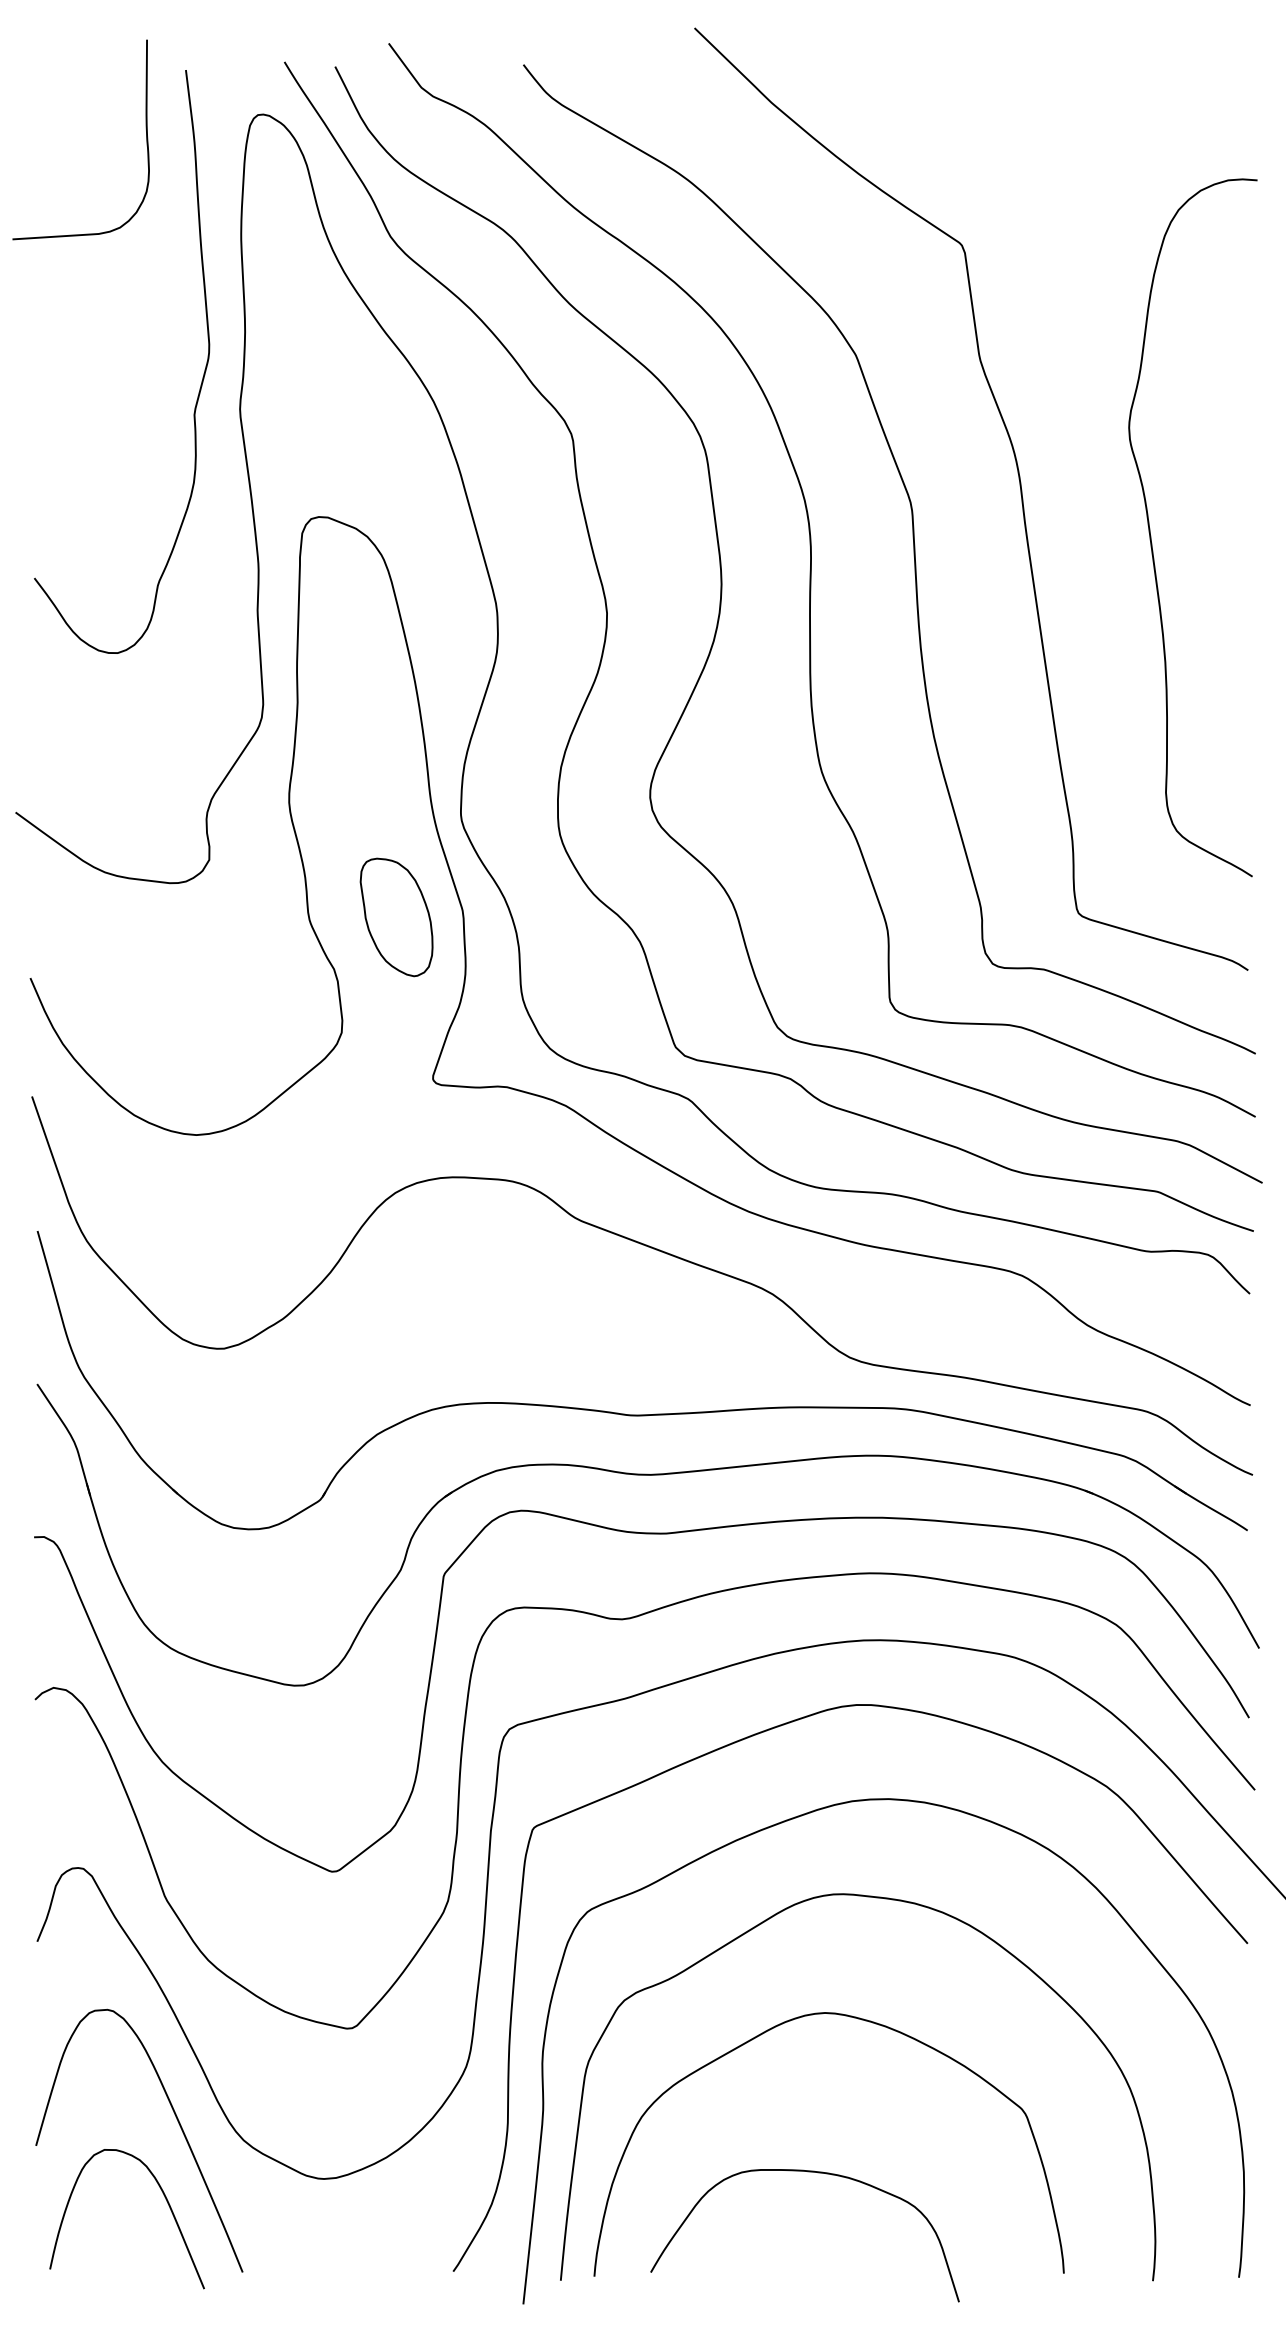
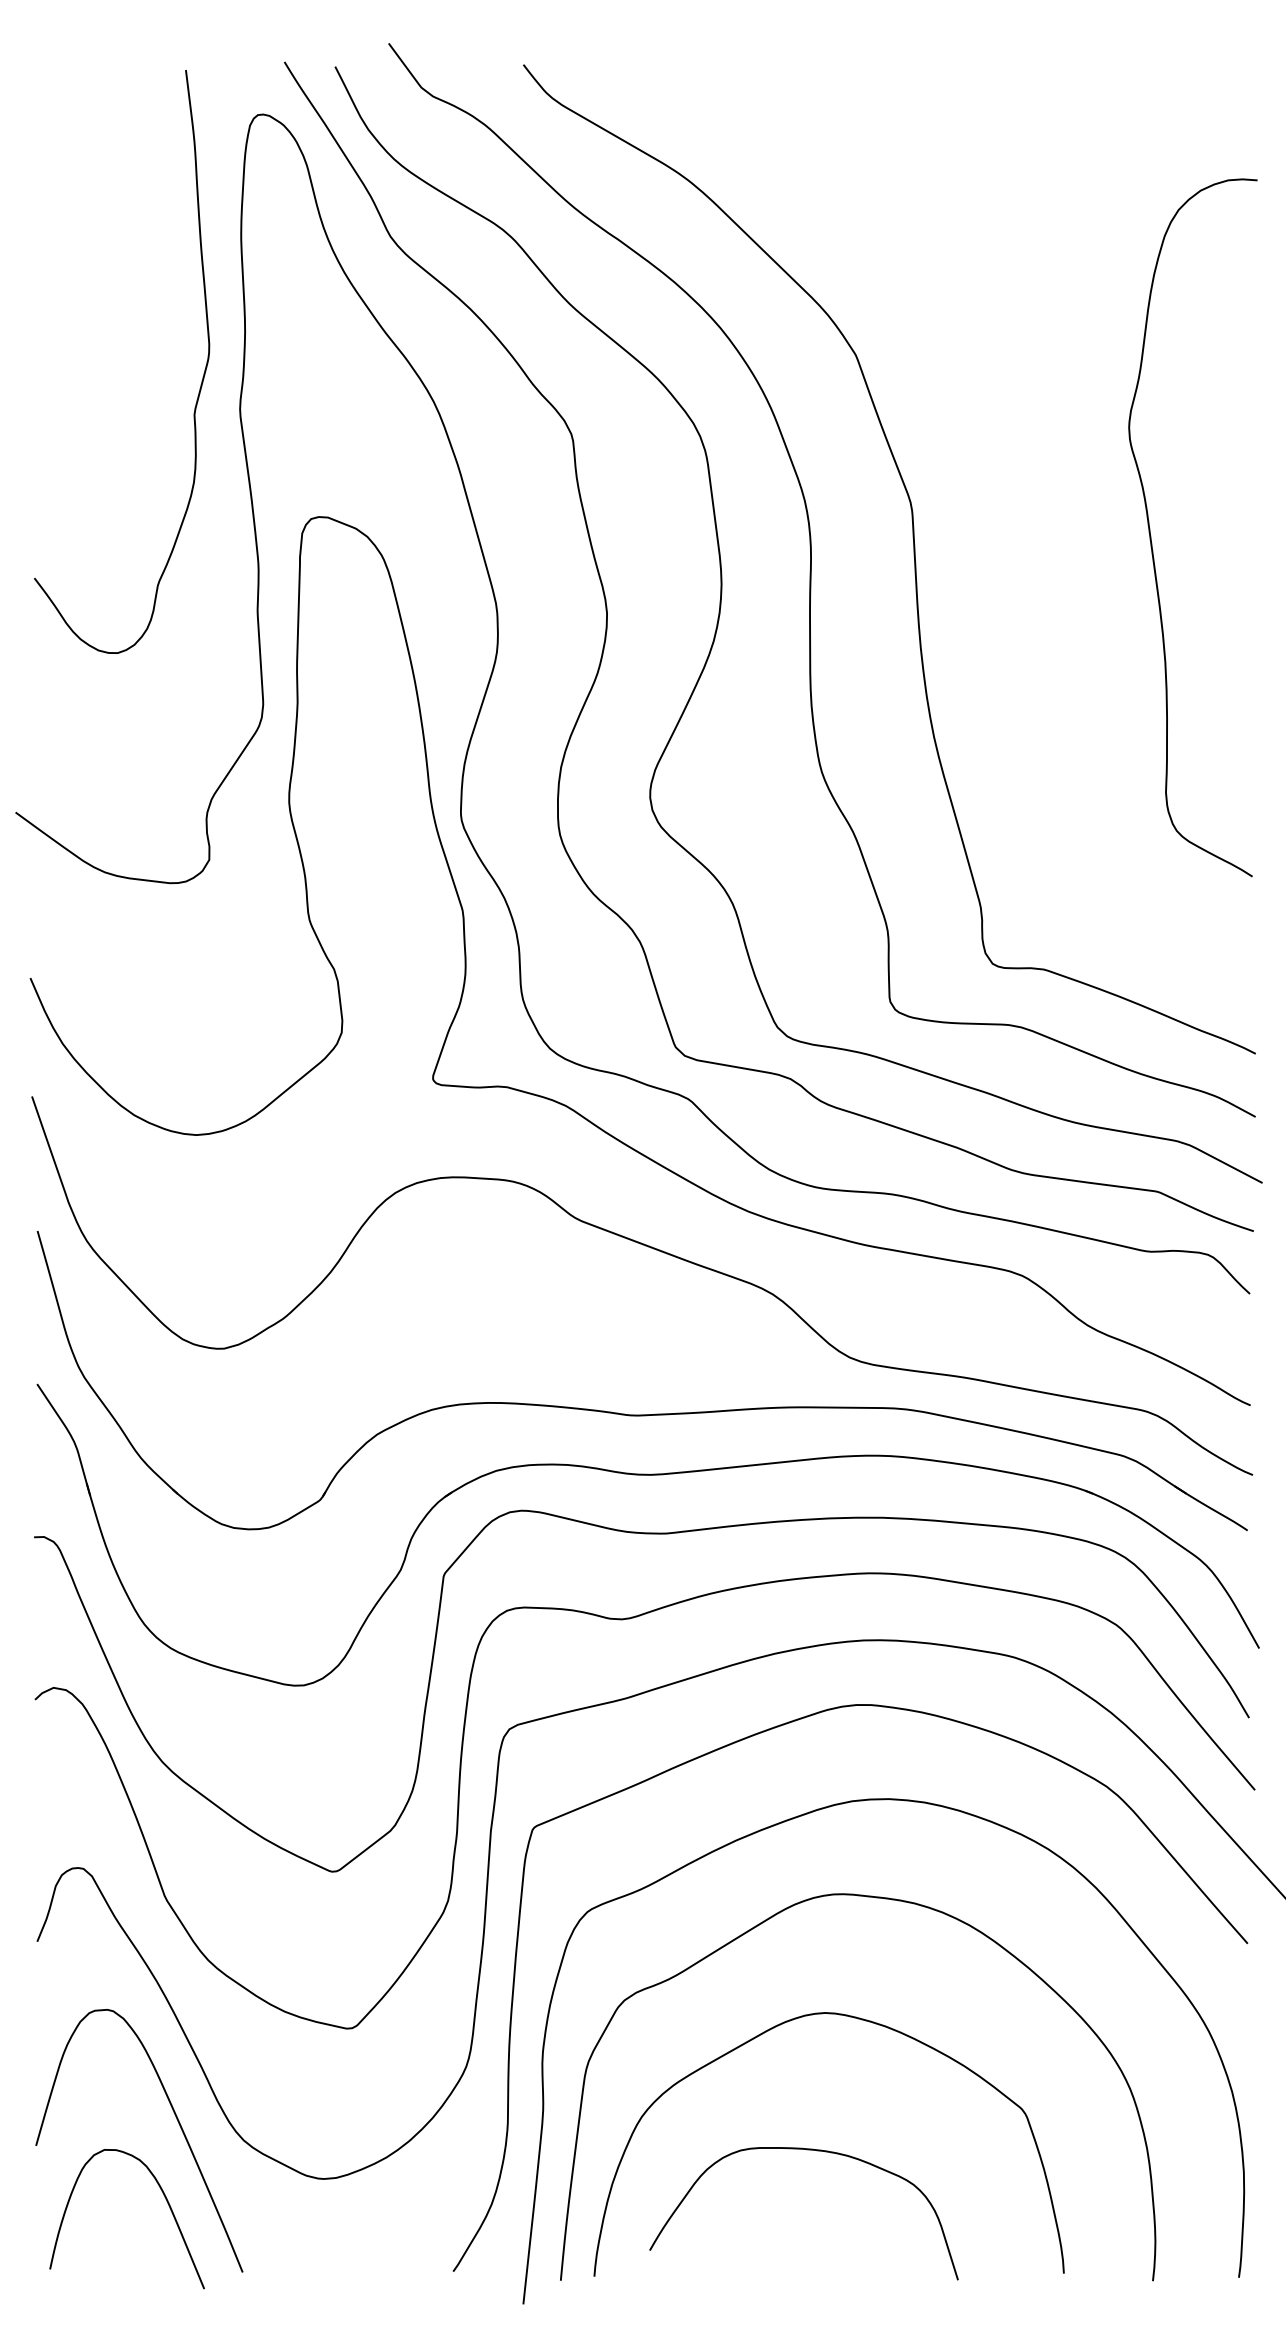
curve: present -> none (145, 128)
curve: present -> none (1020, 494)
part: present -> none (396, 917)
curve position: (807, 2172) -> (806, 2150) (806, 2150)
